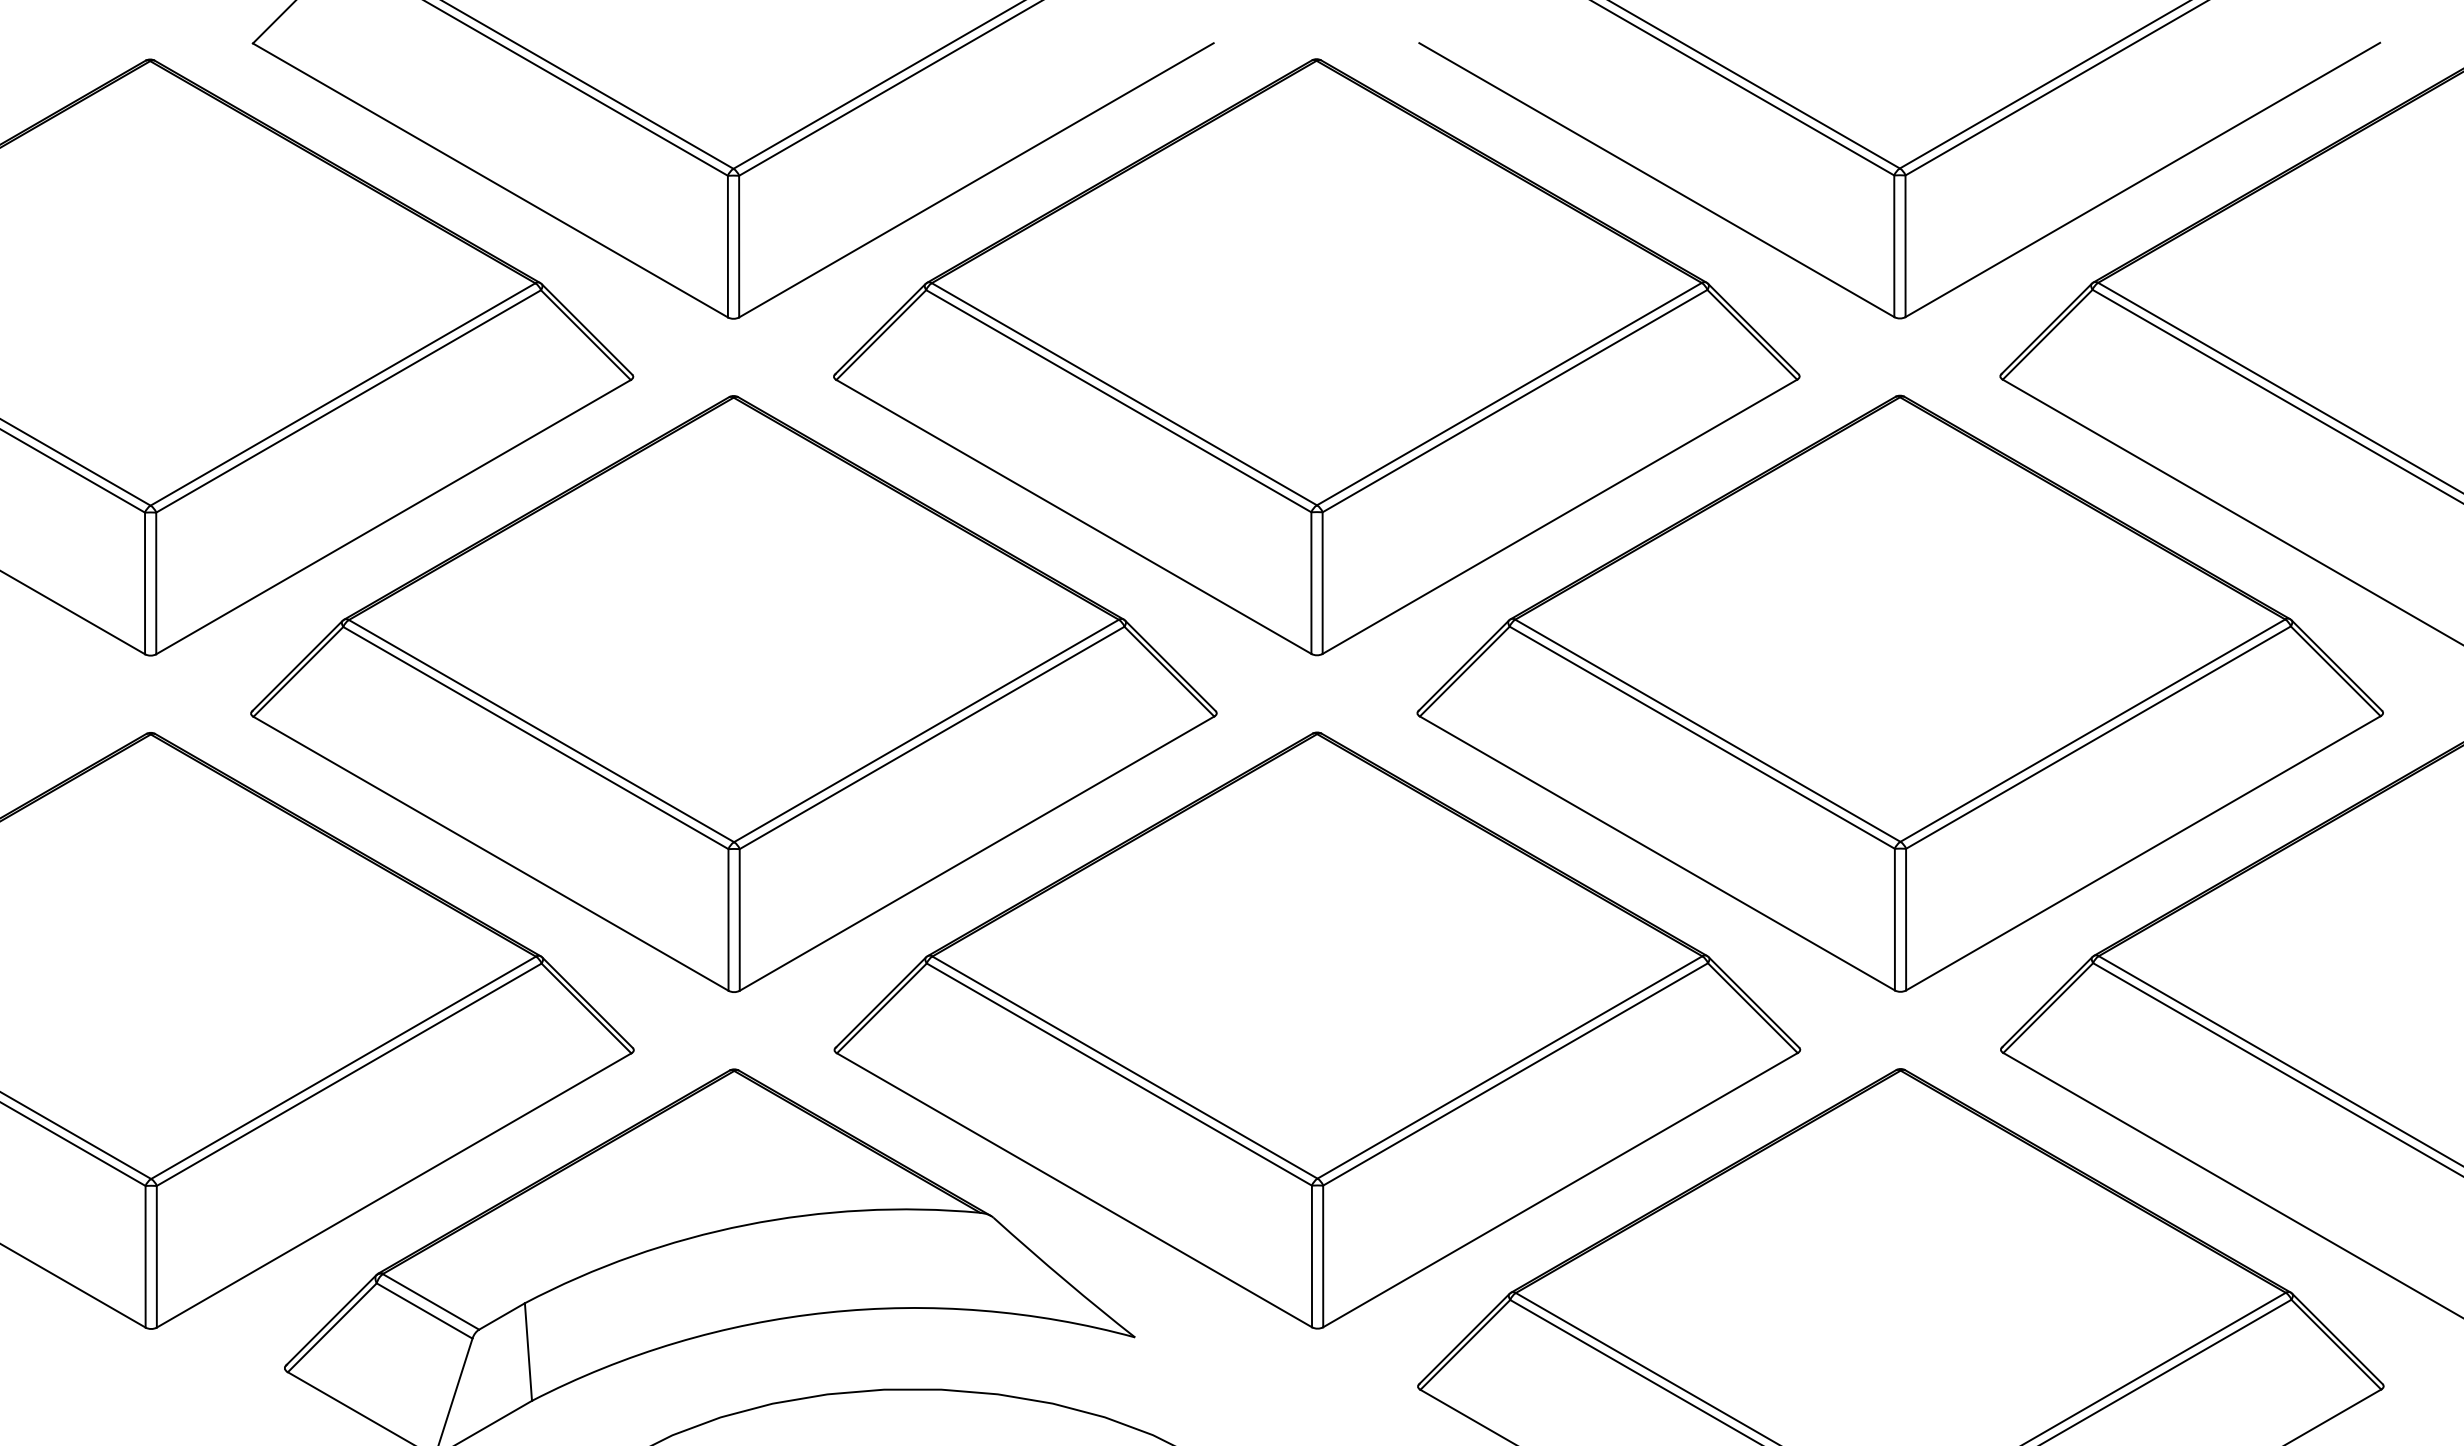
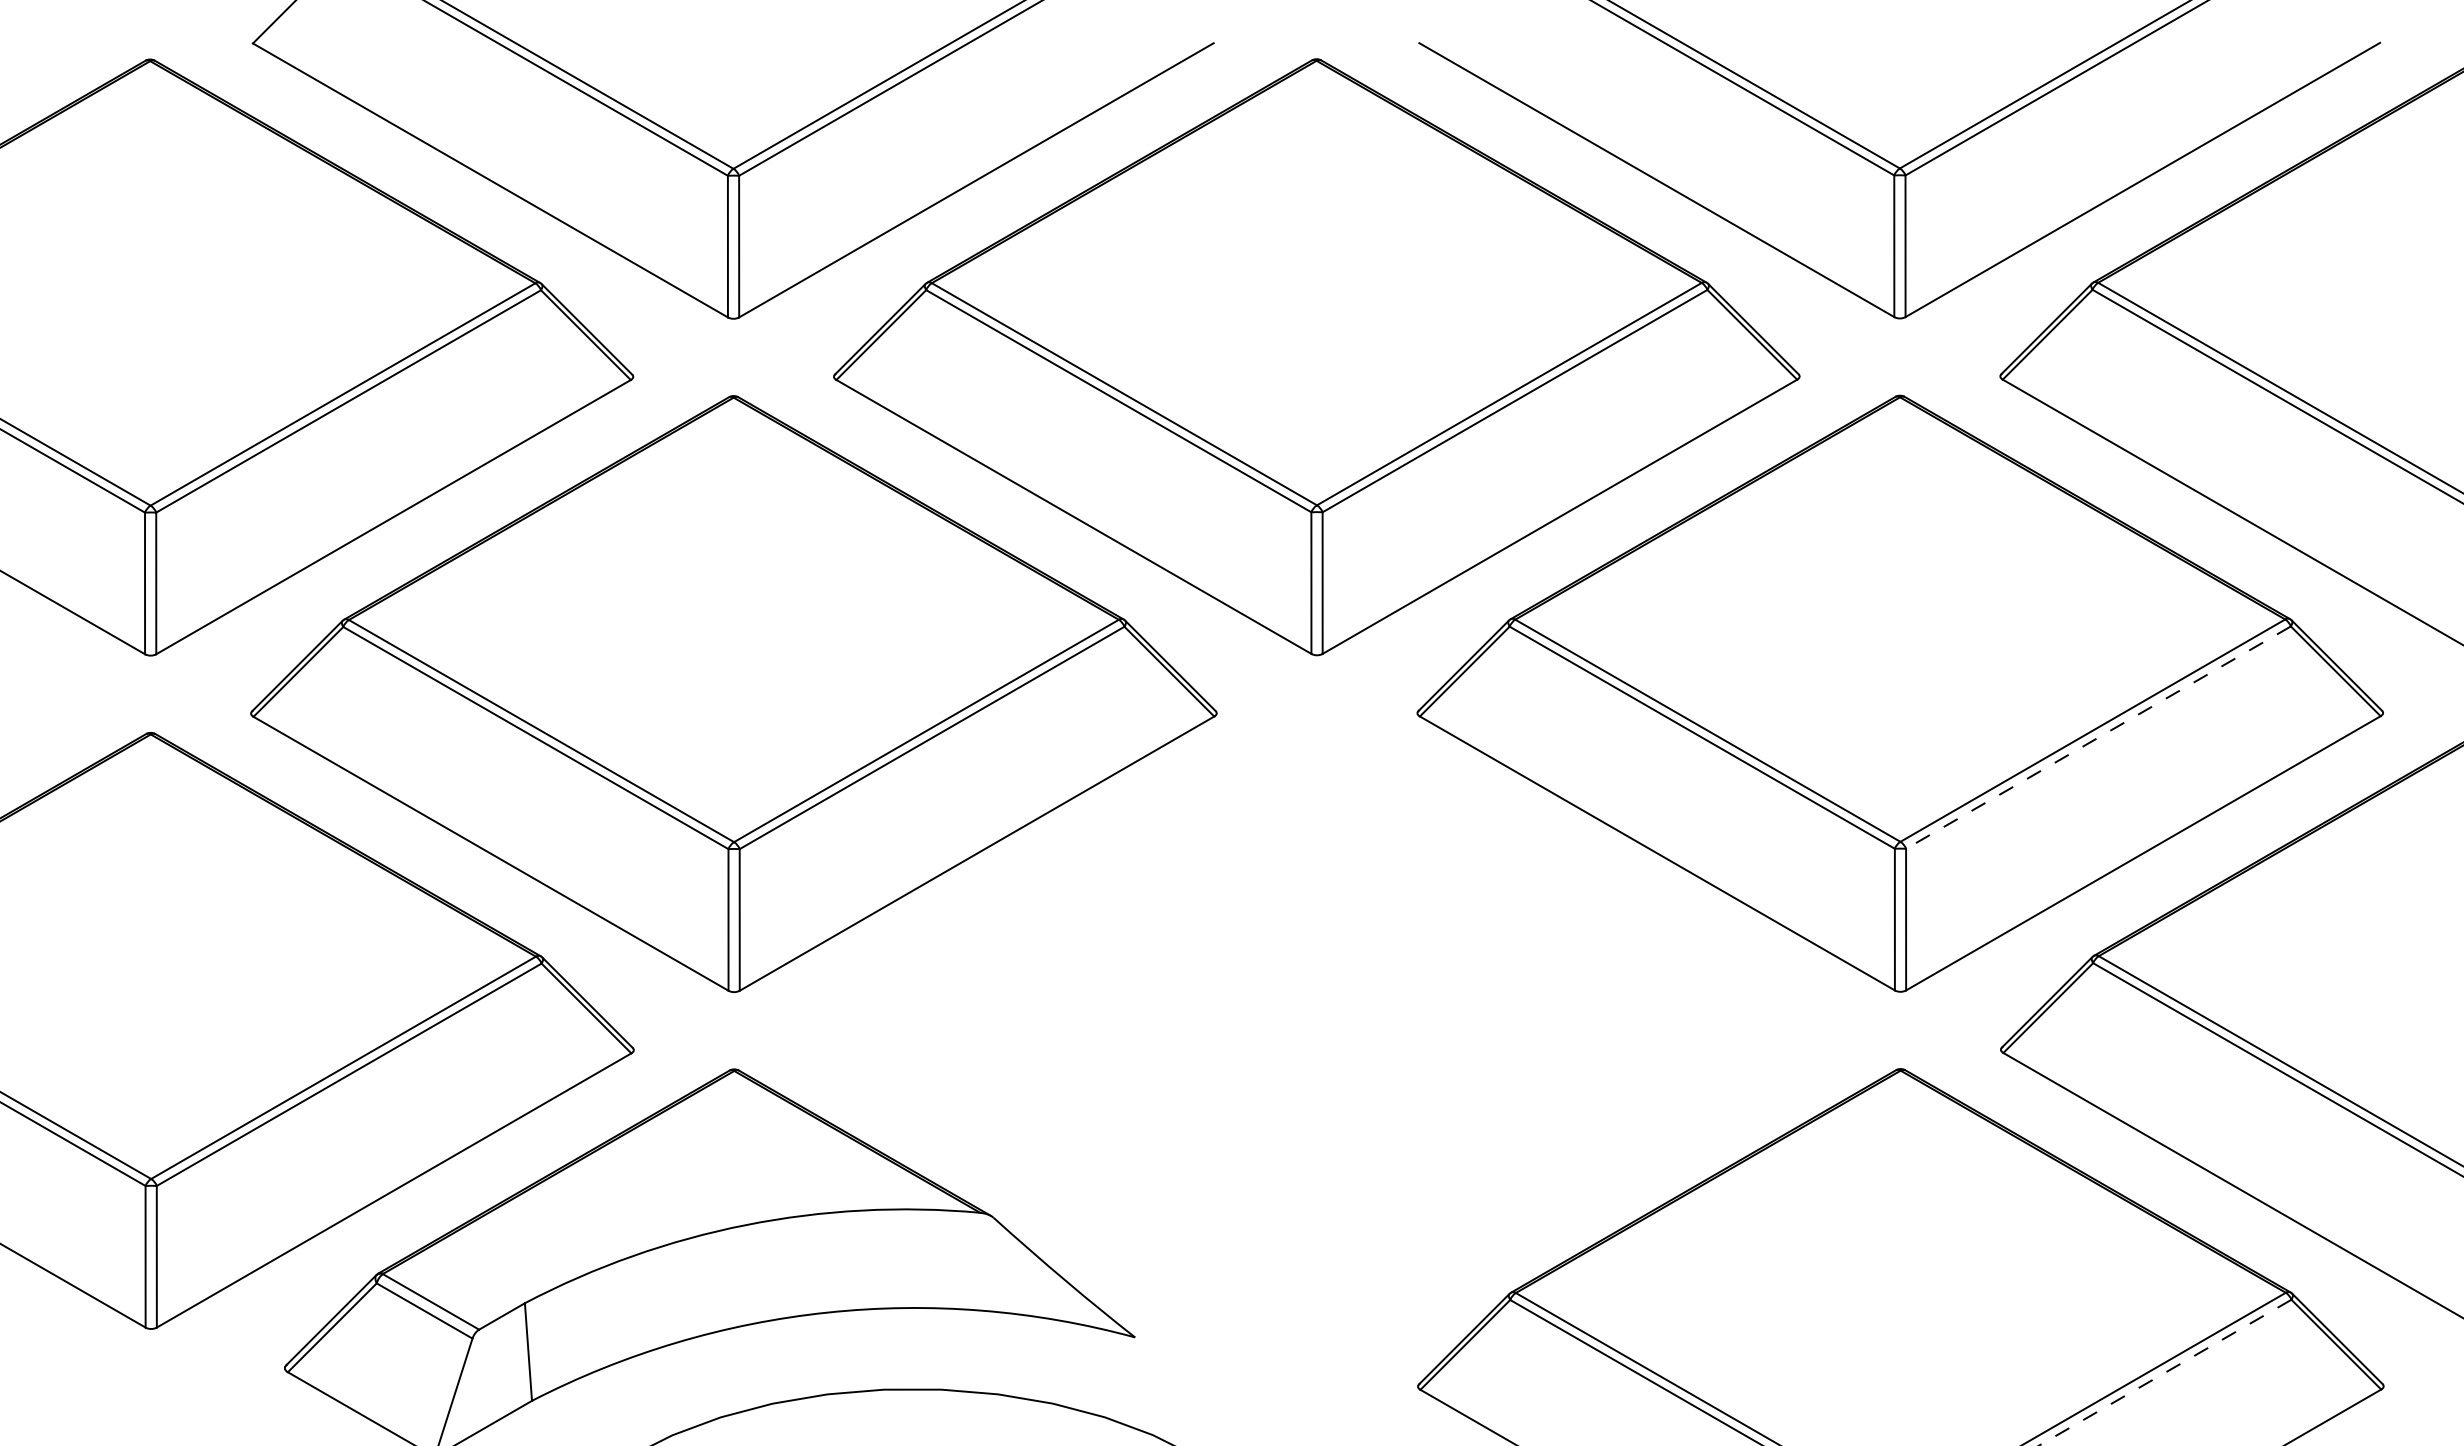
line: solid -> dashed (2098, 737)
part: present -> none (1317, 1030)
line: solid -> dashed (2165, 1372)
